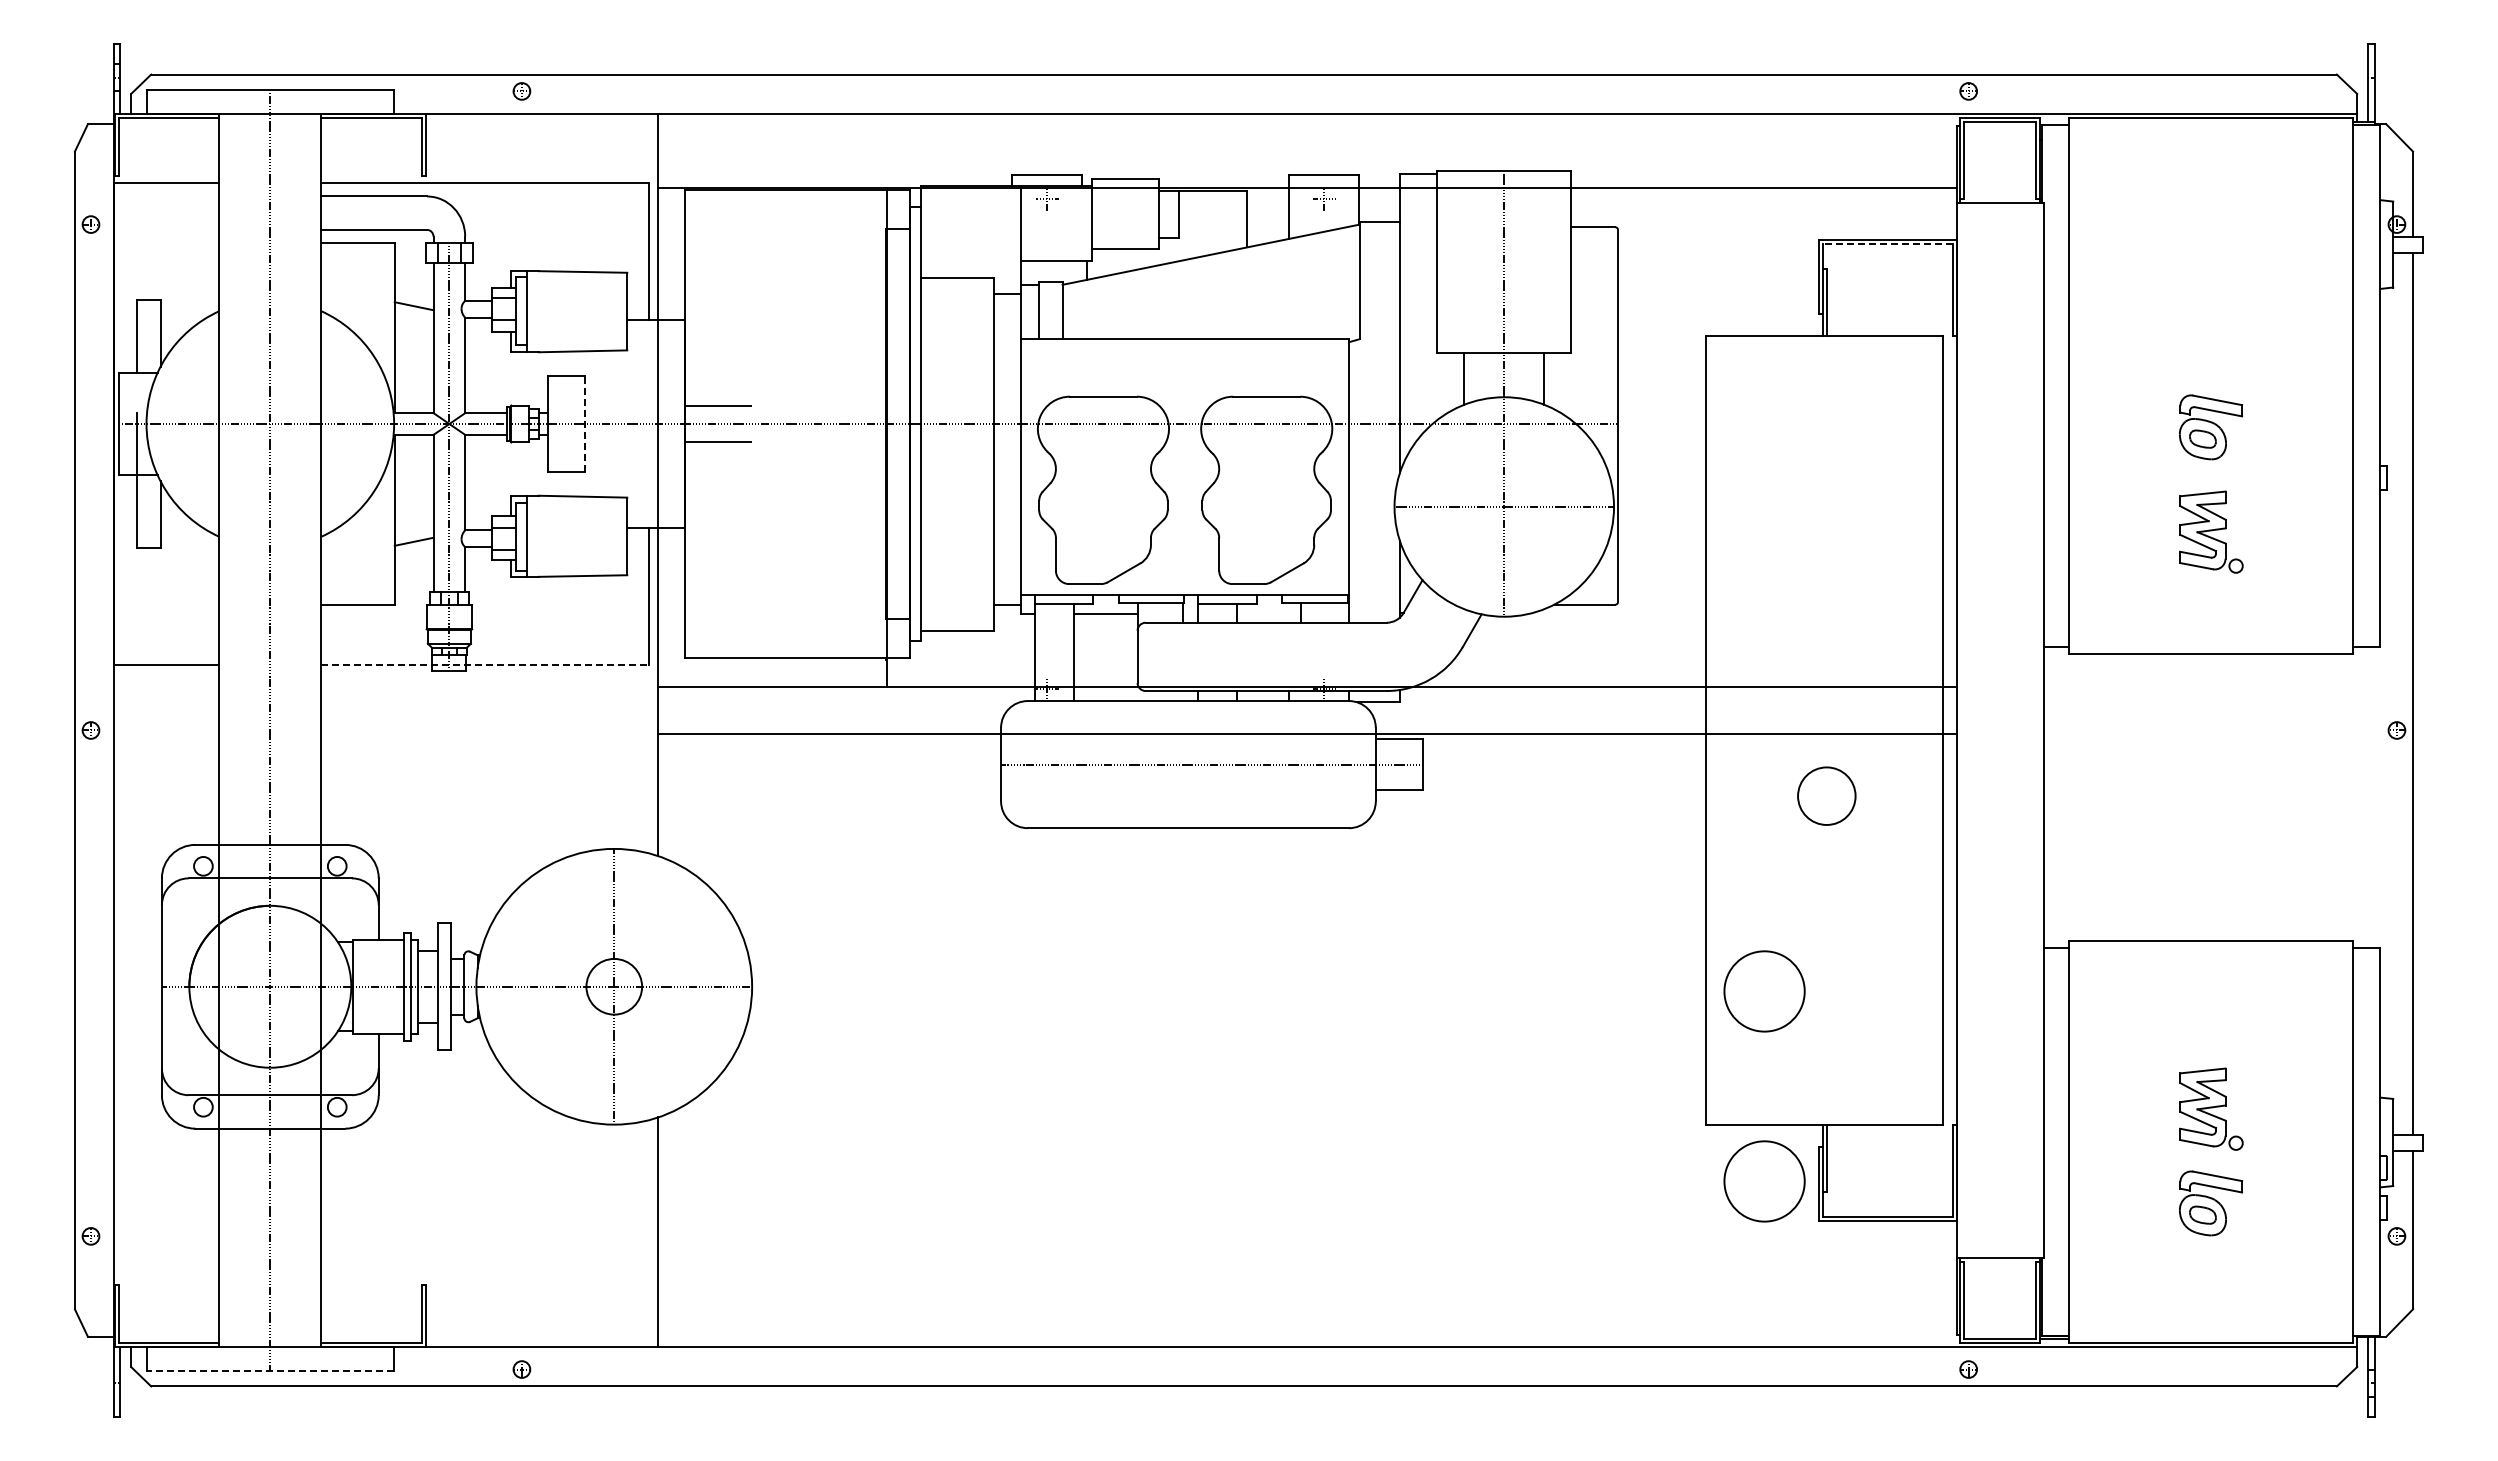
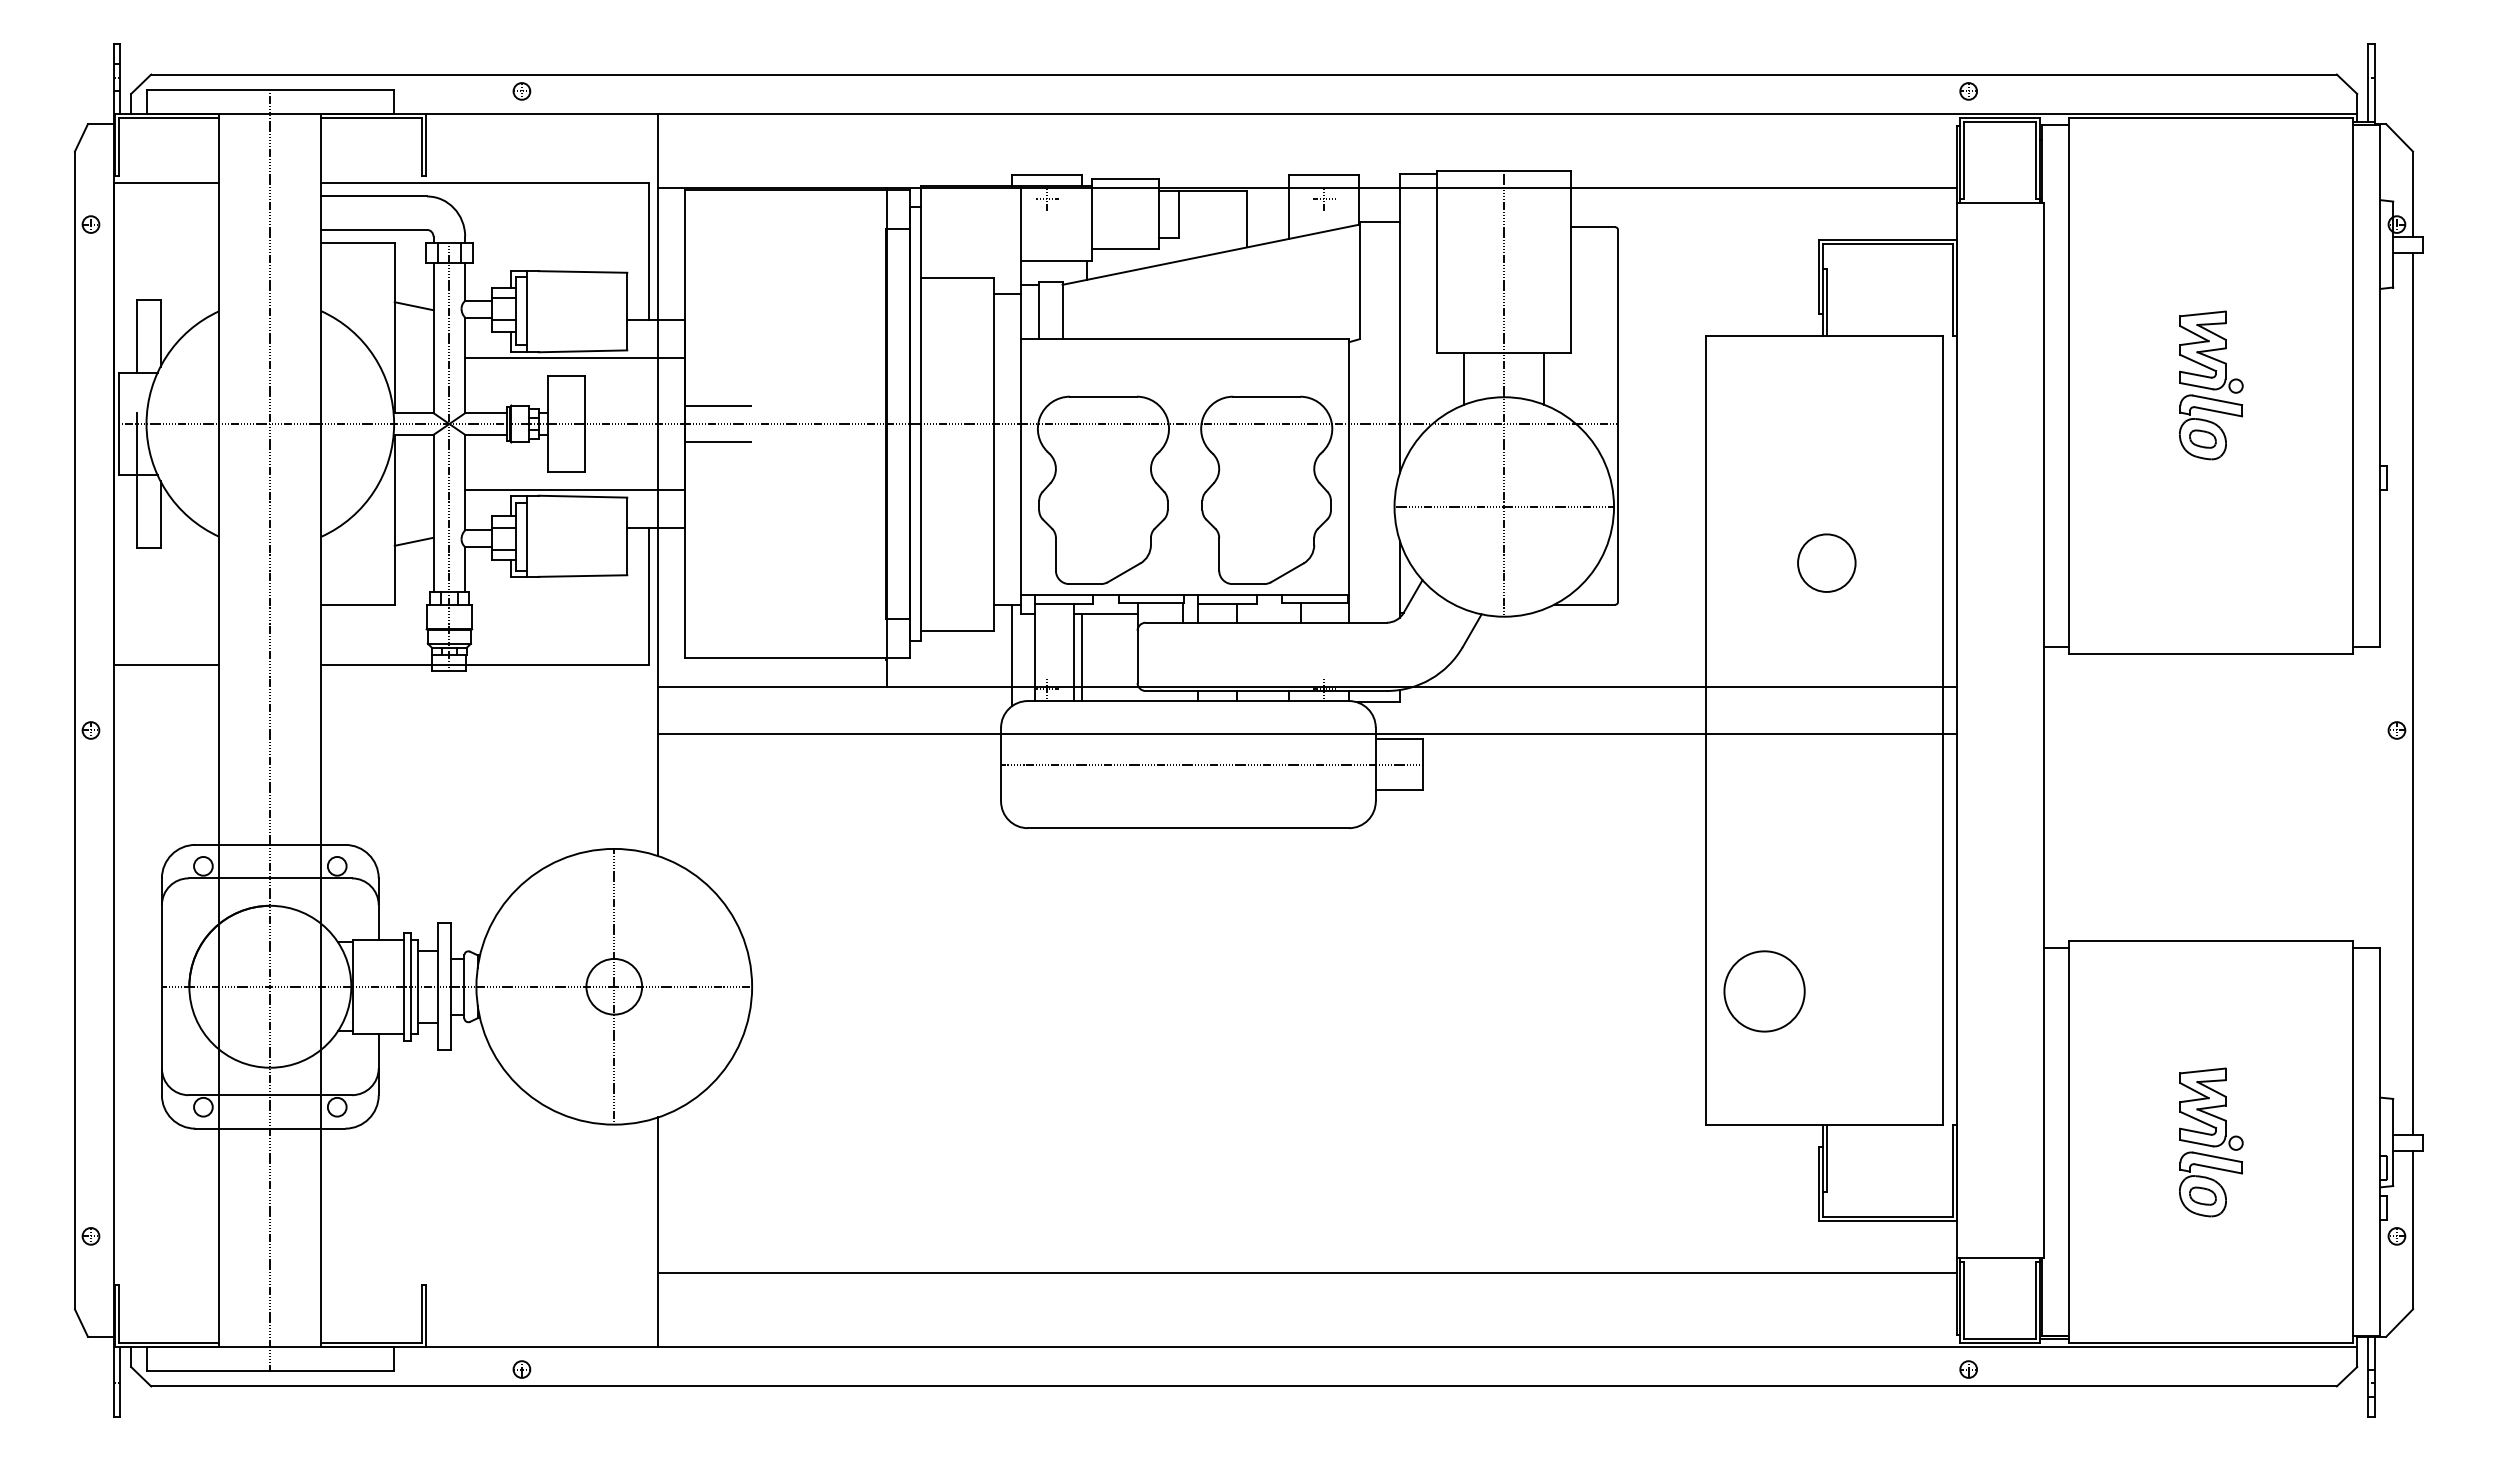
line: dashed -> solid (1887, 244)
line: none -> present (575, 358)
line: dashed -> solid (584, 424)
line: none -> present (575, 489)
part position: (2211, 531) -> (2211, 351) (2211, 351)
line: none -> present (1012, 654)
line: none -> present (1082, 657)
line: dashed -> solid (485, 664)
circle position: (1826, 795) -> (1826, 562) (1826, 562)
circle: present -> none (1764, 1181)
part position: (2211, 1203) -> (2211, 1184) (2211, 1184)
line: none -> present (1307, 1273)
line: dashed -> solid (270, 1370)
